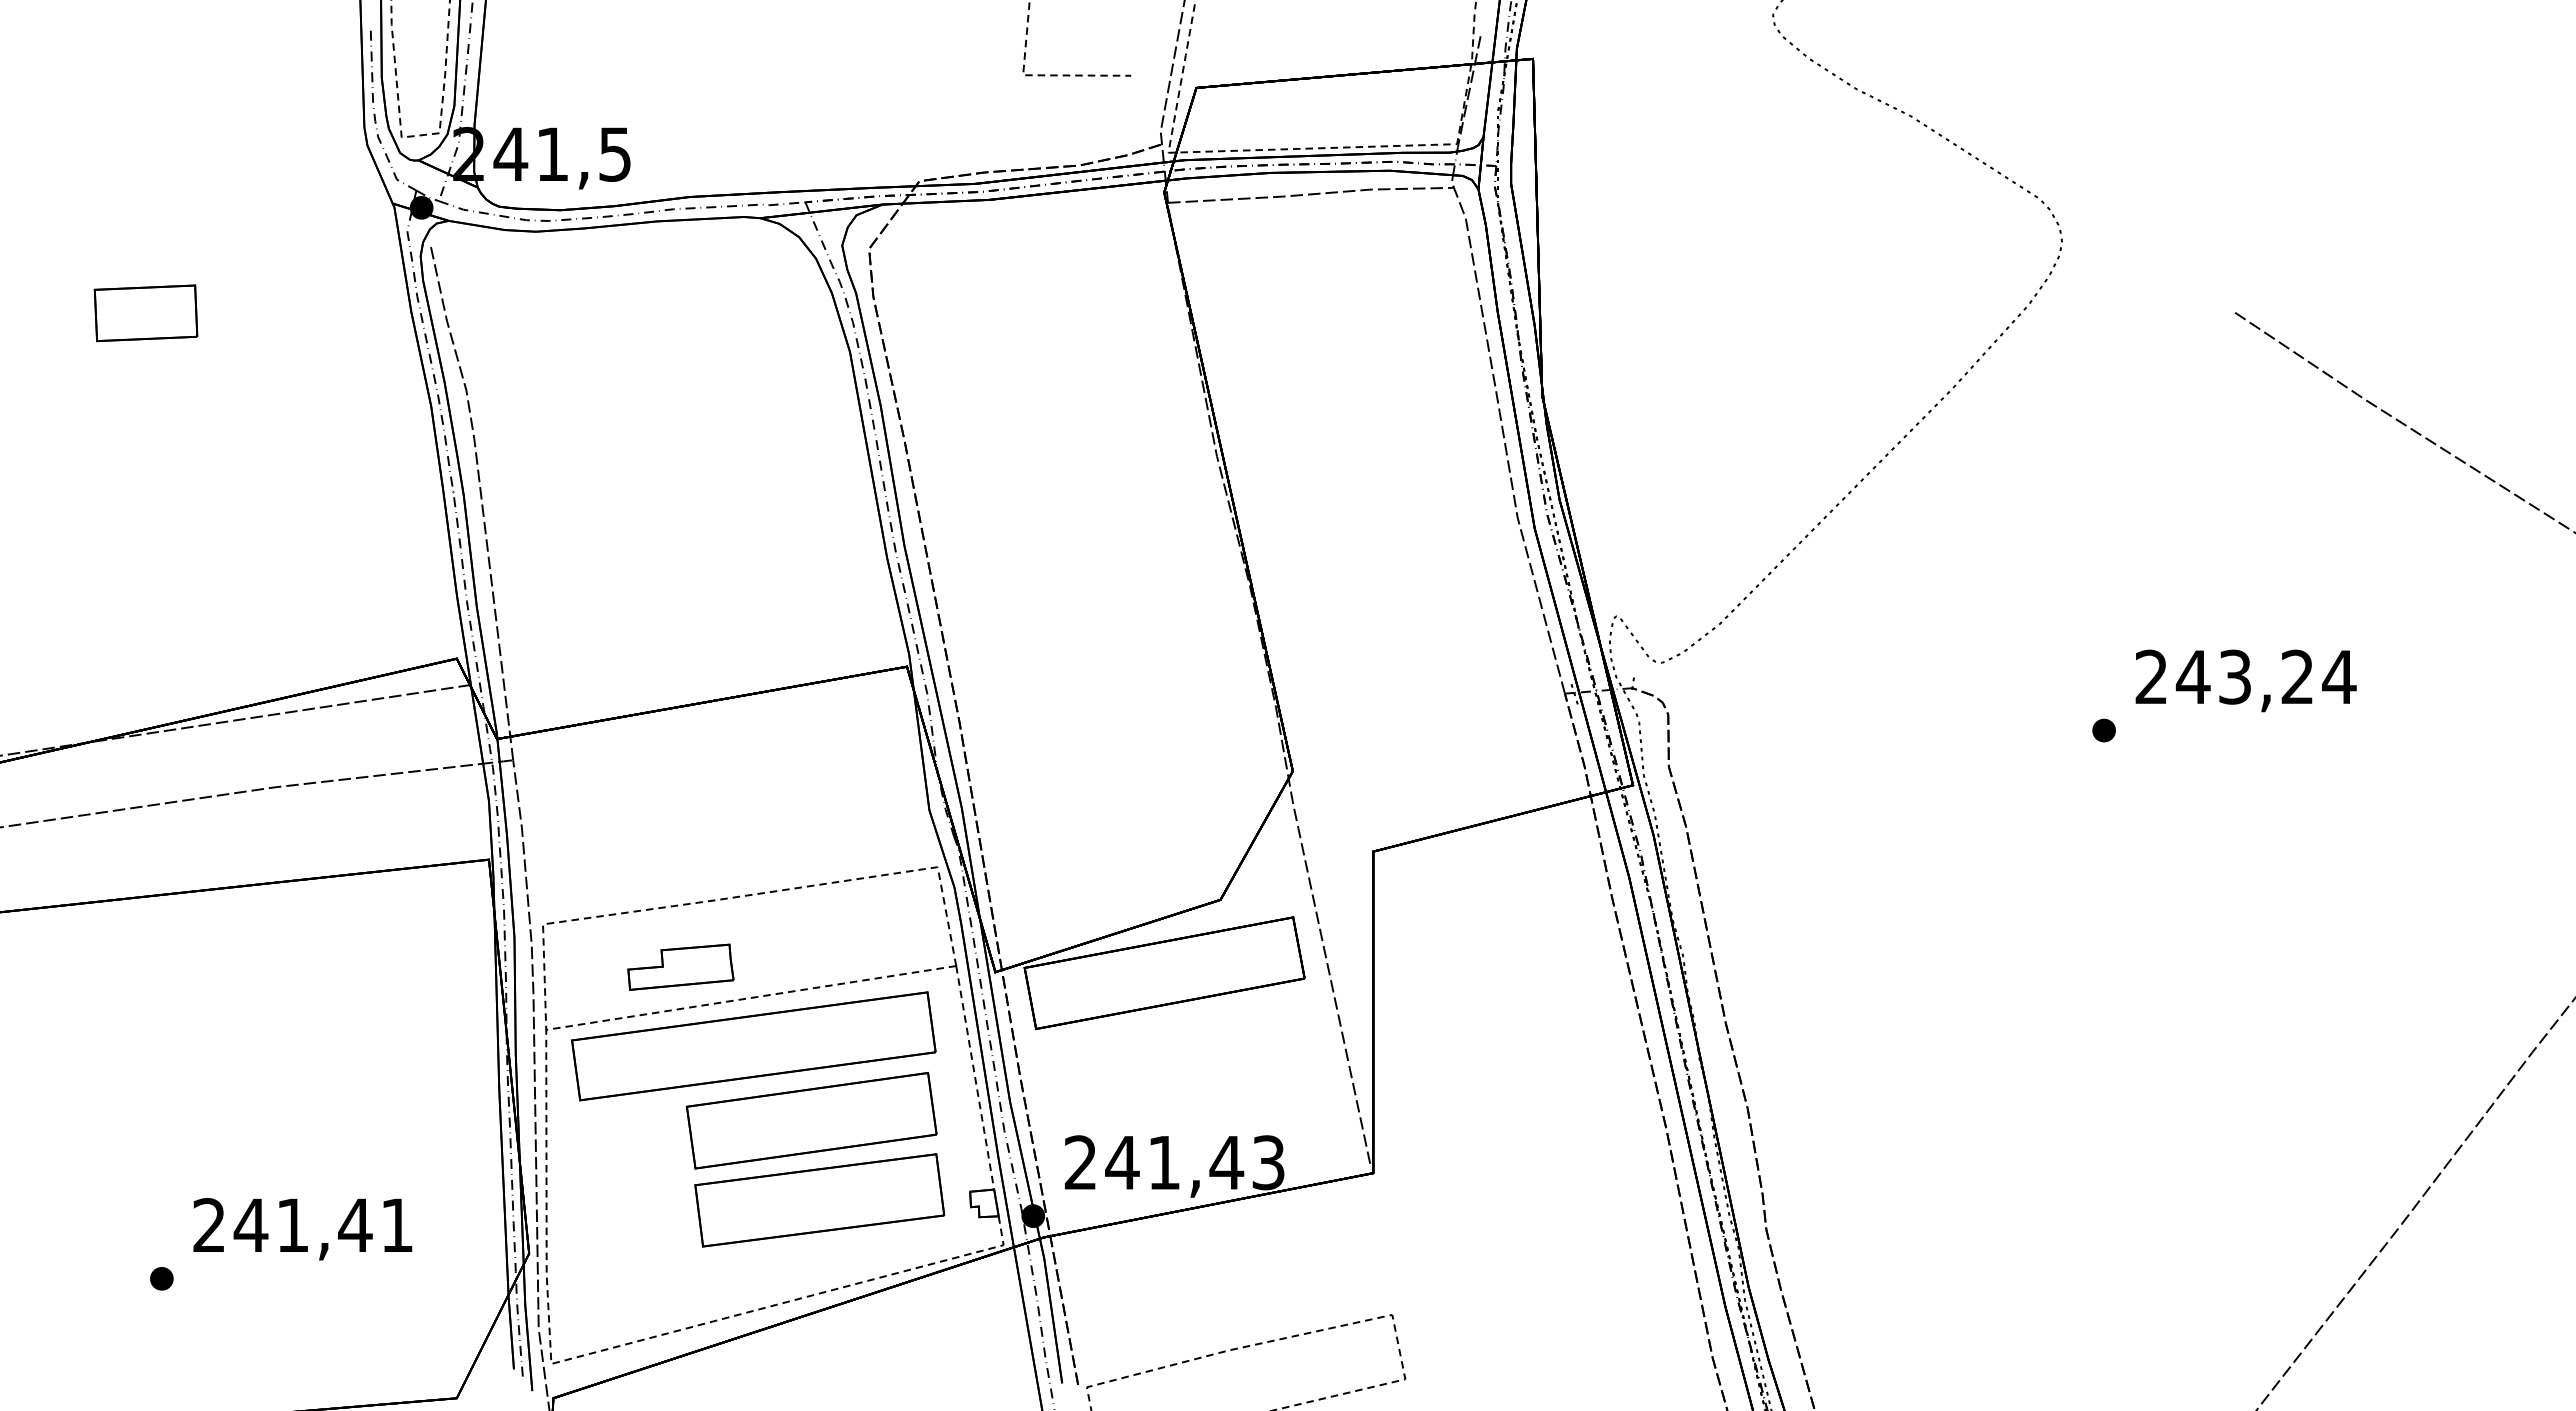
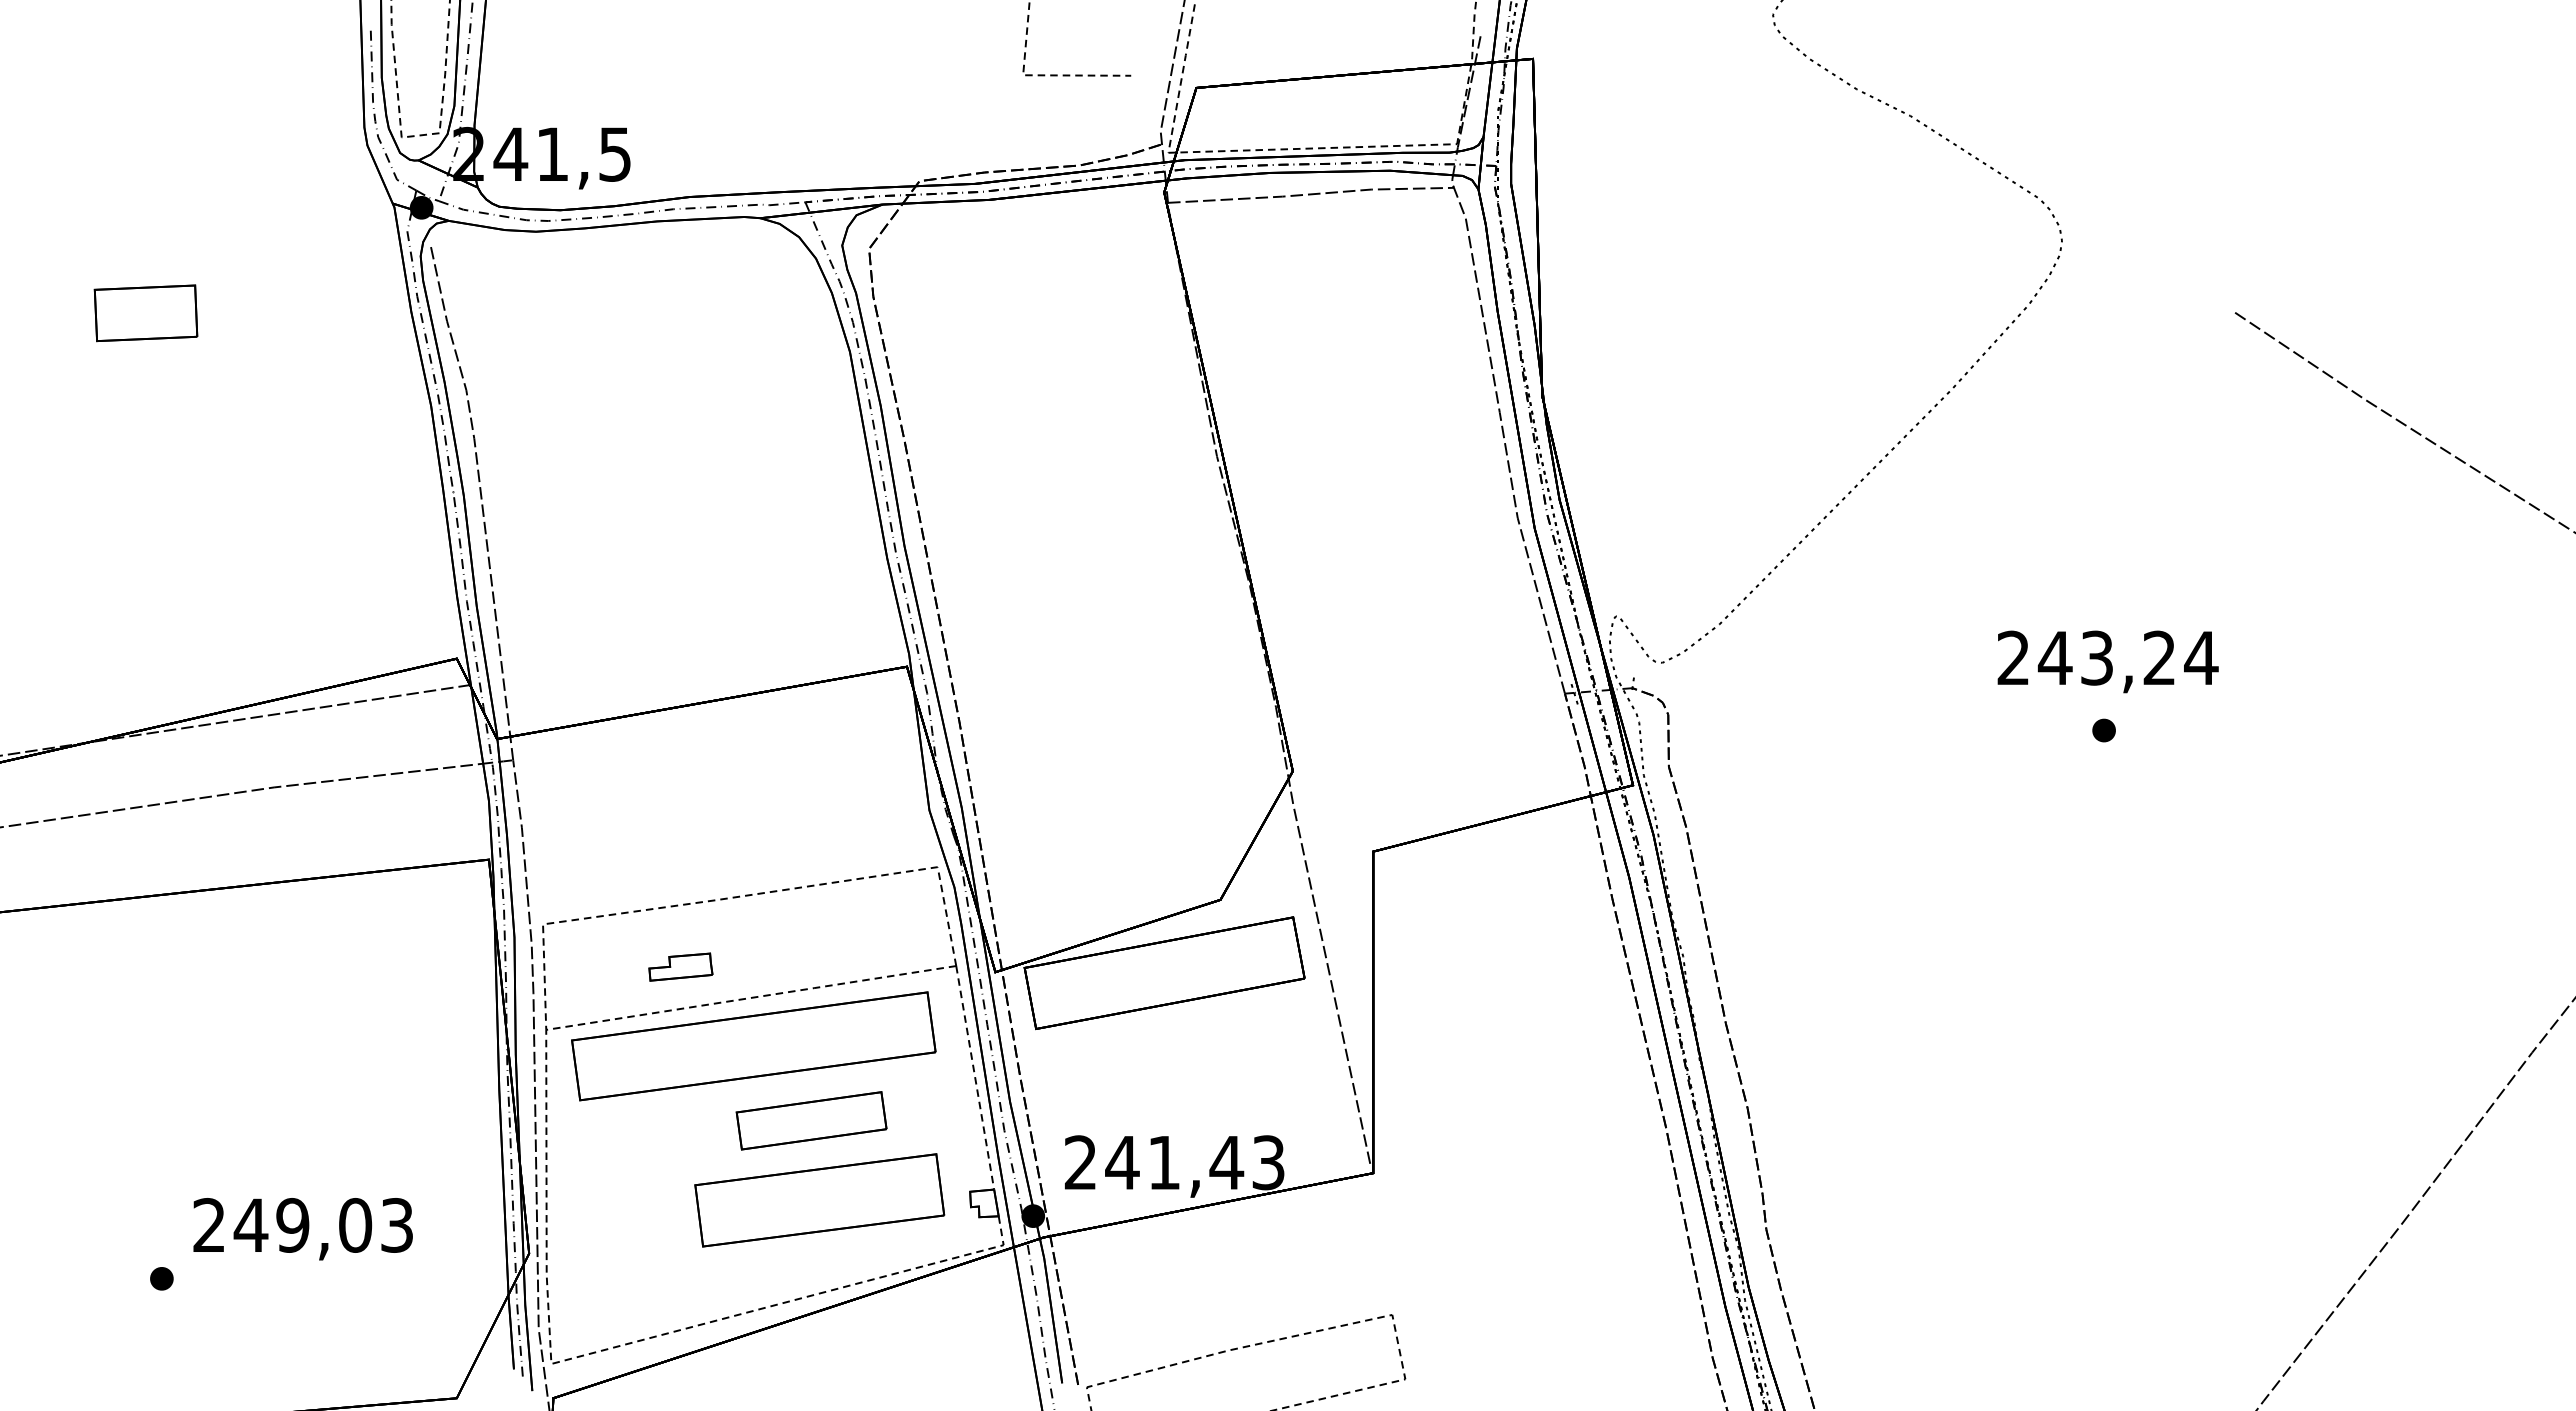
text position: (2245, 680) -> (2107, 661) (2107, 661)
part size: 108x48 px -> 66x30 px (680, 966)
part size: 253x98 px -> 153x60 px (811, 1120)
text: 241,41 -> 249,03 (344, 1225)
